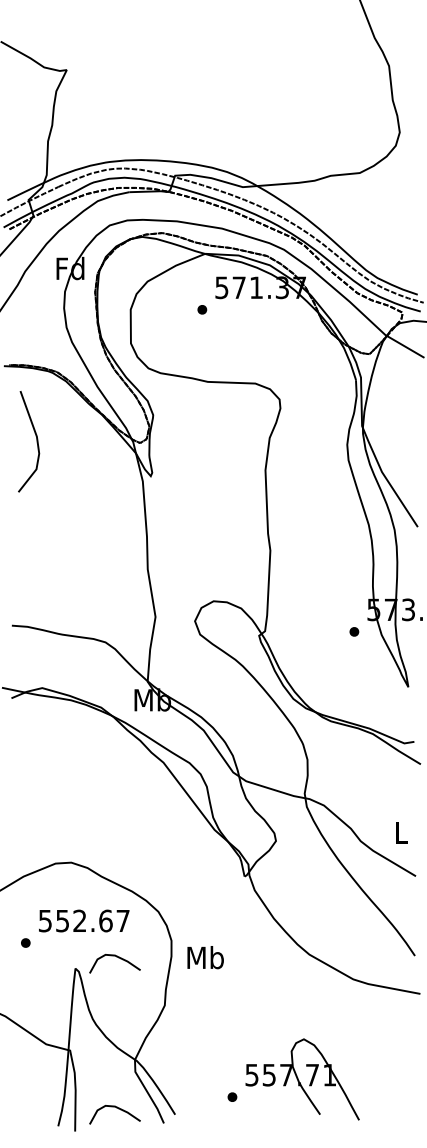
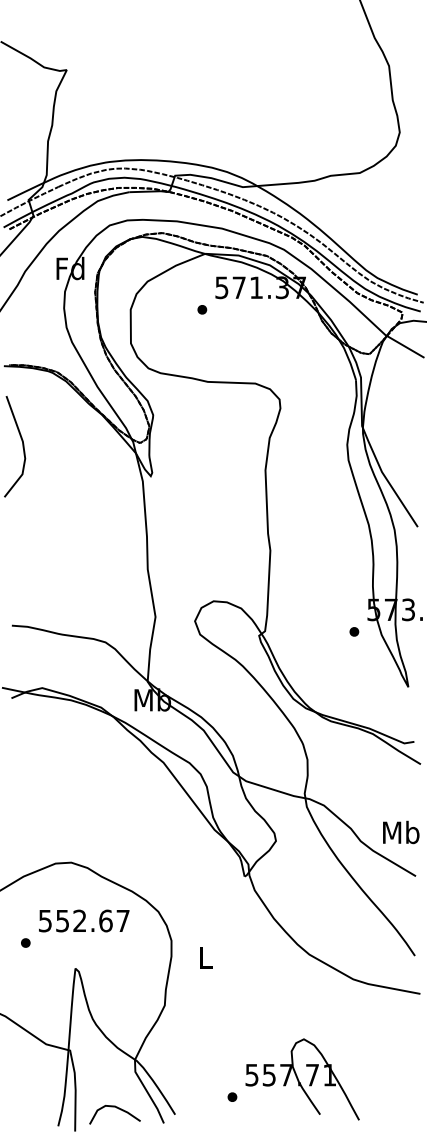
line position: (36, 441) -> (22, 446) (22, 446)
text: L -> Mb (401, 832)
curve: present -> none (116, 957)
text: Mb -> L (205, 957)
